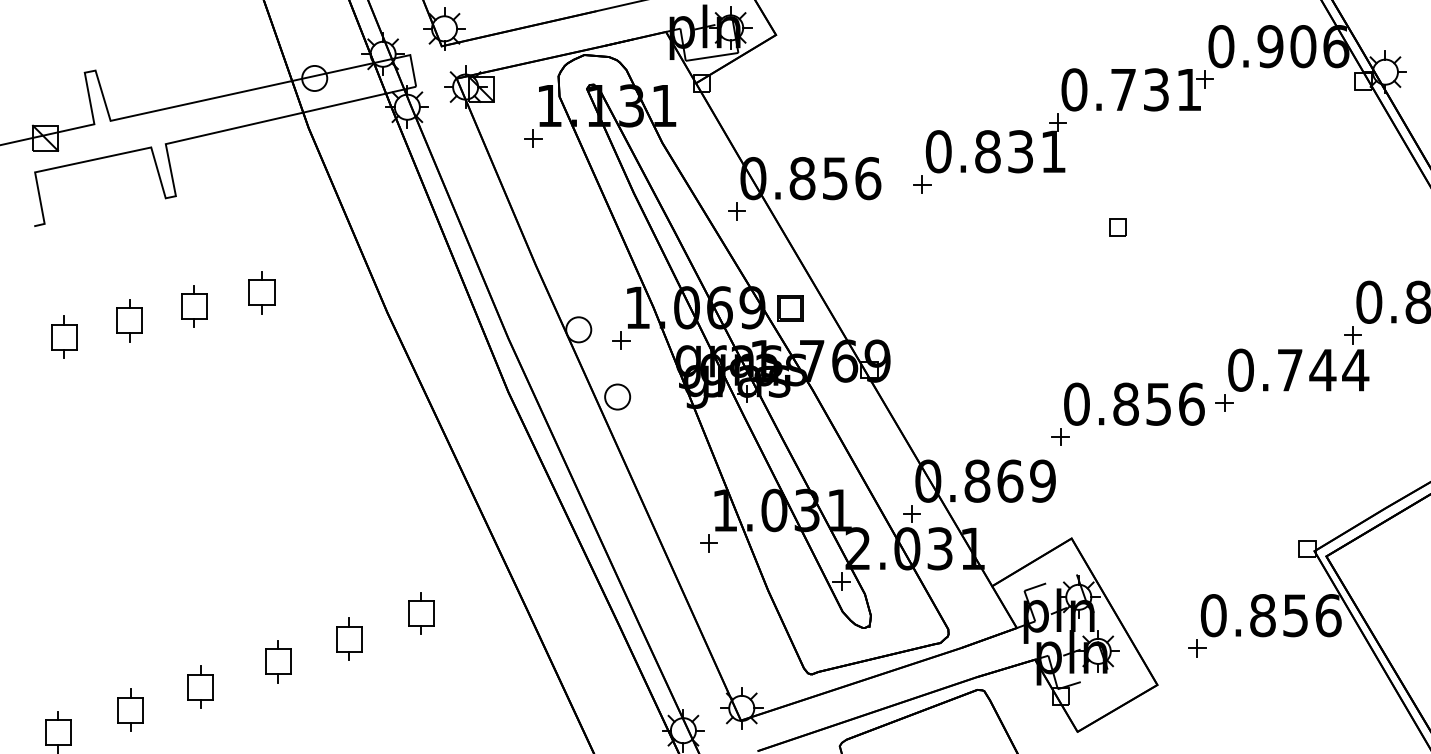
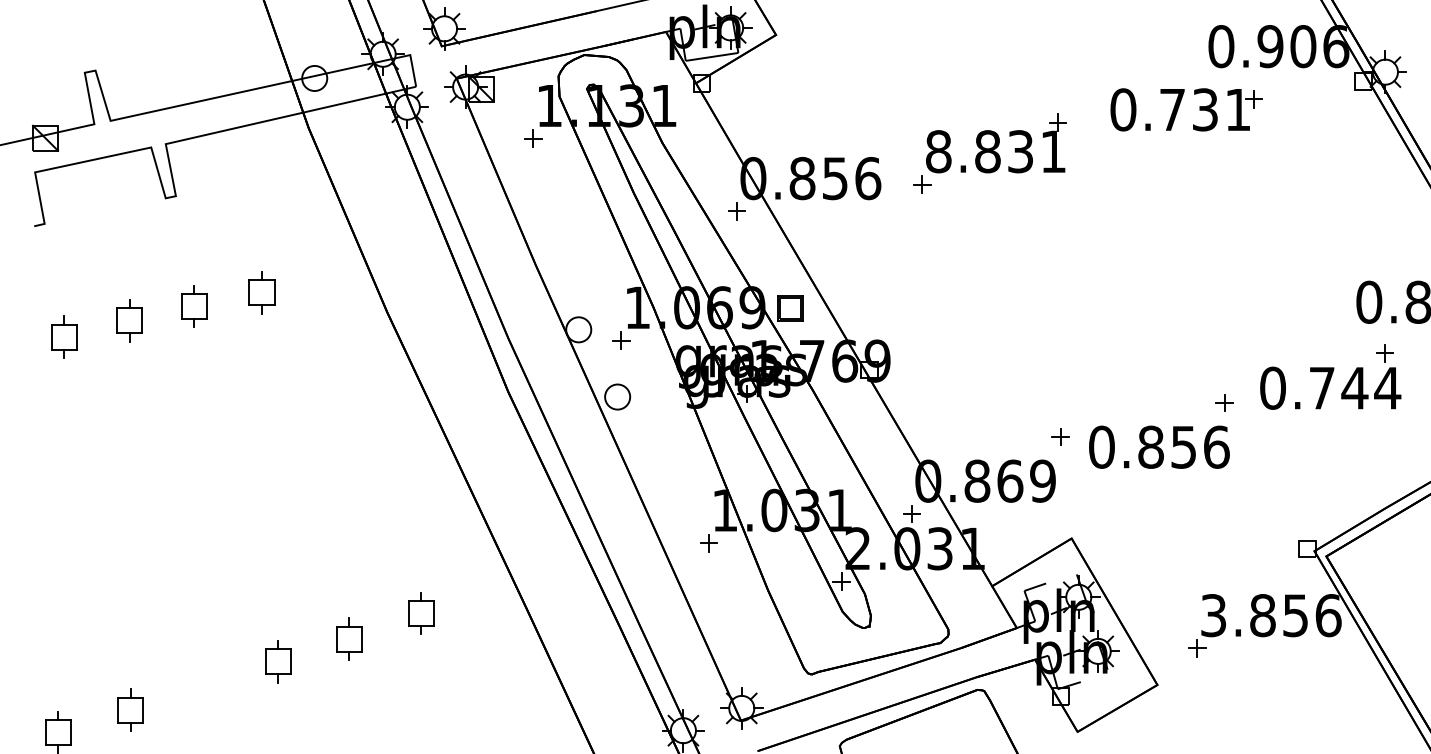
part position: (1130, 86) -> (1179, 106) (1179, 106)
text: 0.831 -> 8.831 (938, 151)
part: present -> none (1117, 227)
part position: (1298, 358) -> (1330, 376) (1330, 376)
text position: (1134, 403) -> (1159, 446) (1159, 446)
text: 0.856 -> 3.856 (1213, 615)
part: present -> none (200, 686)
